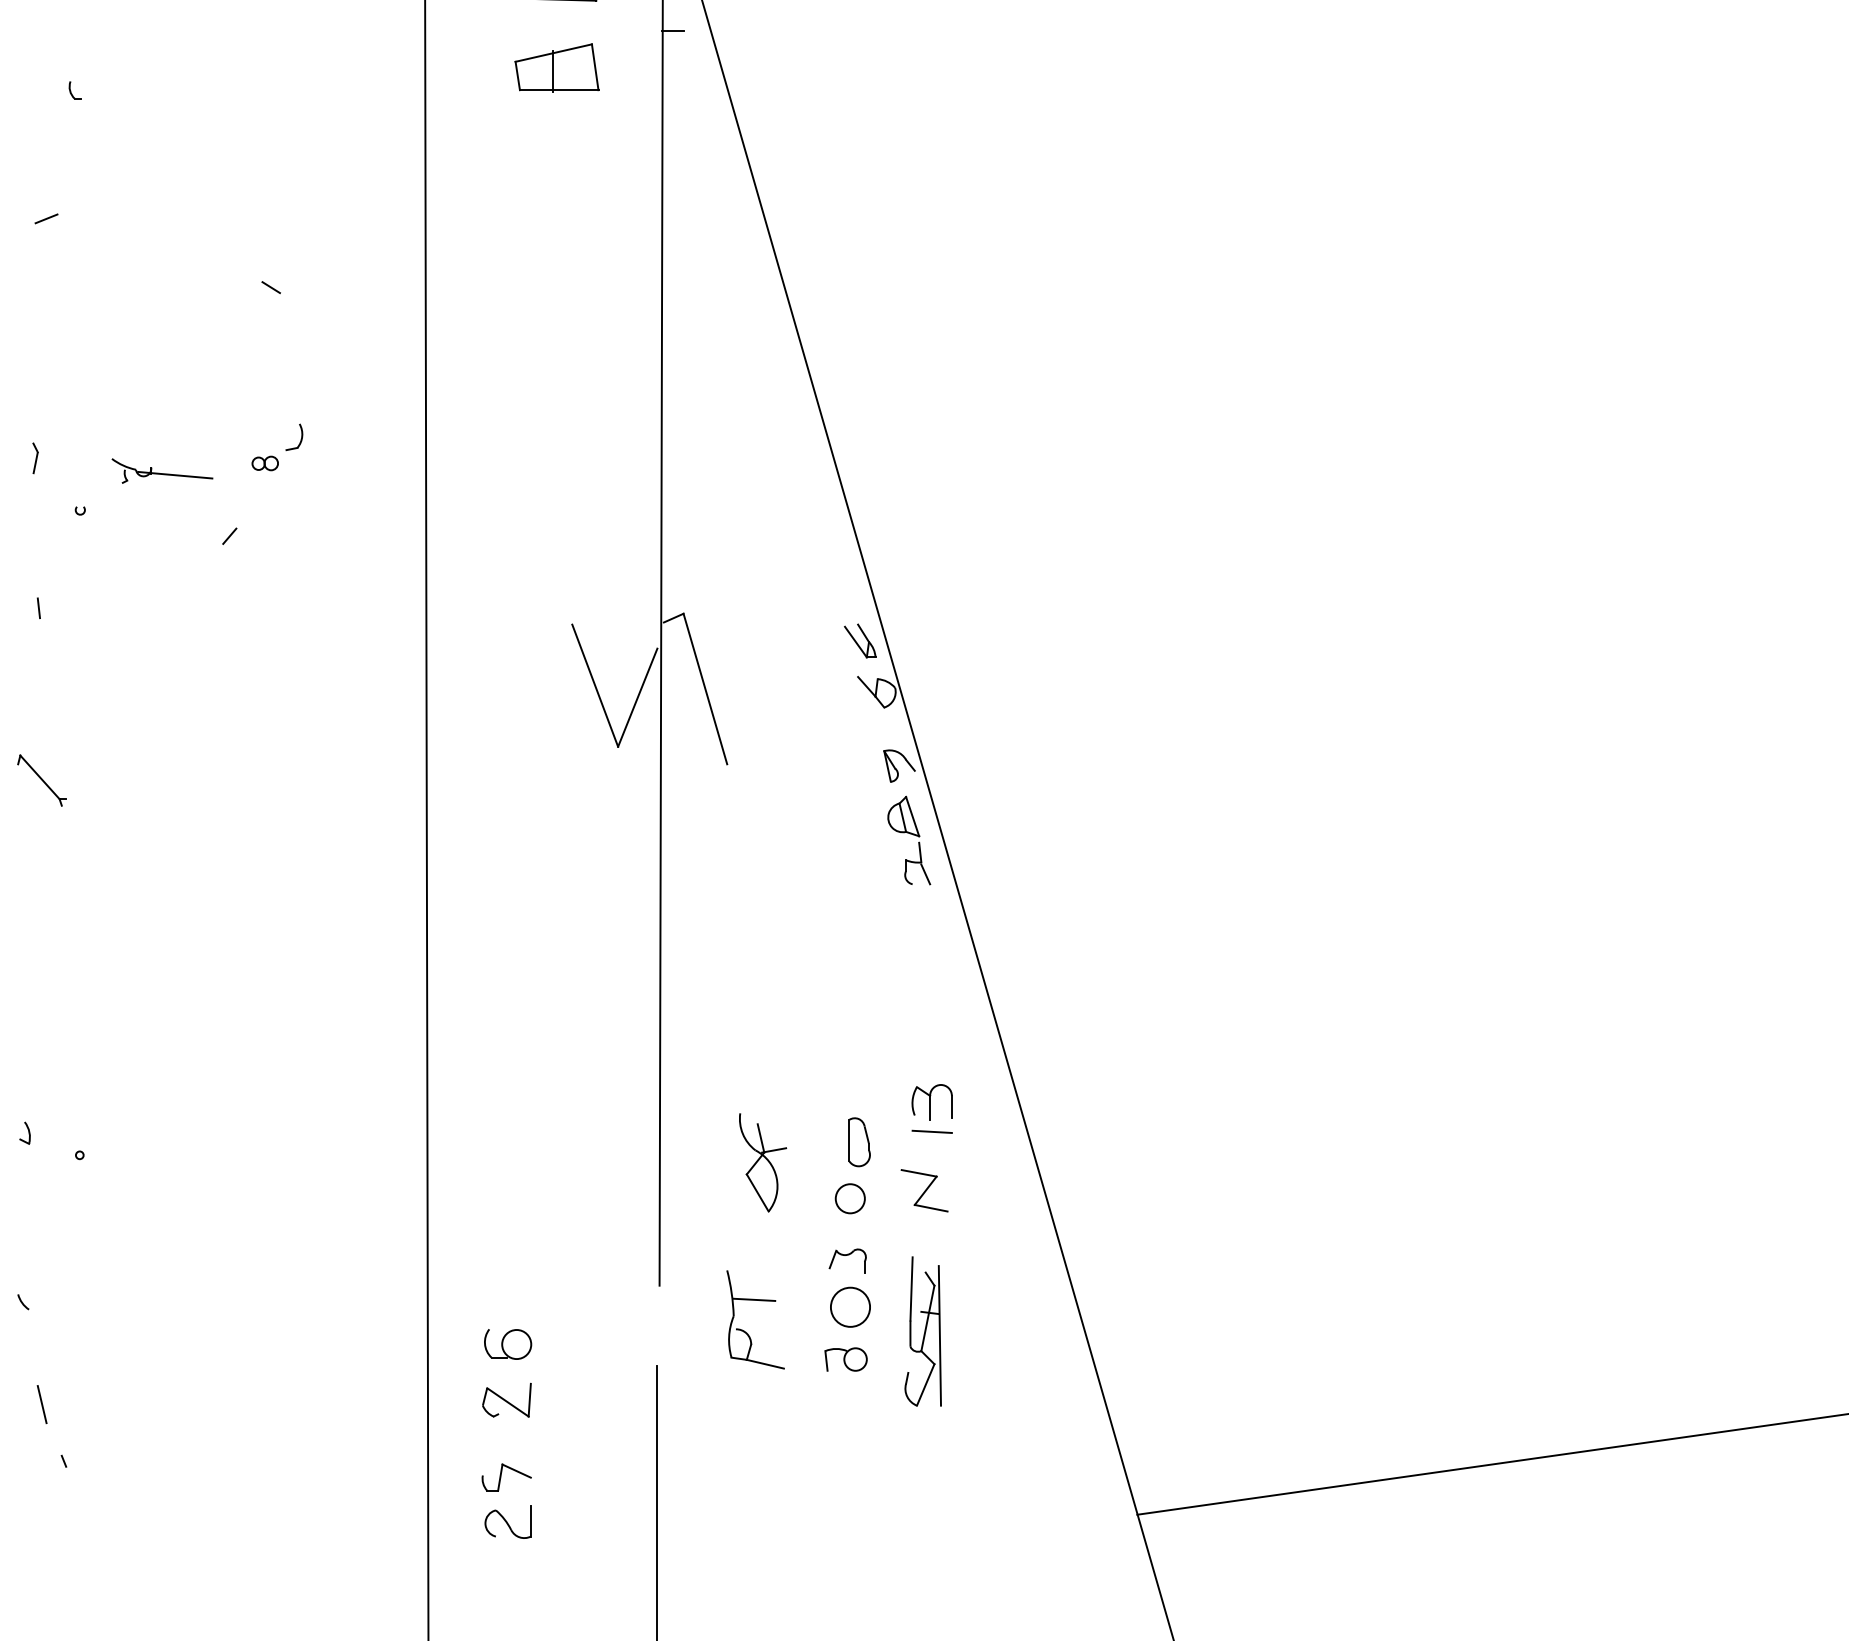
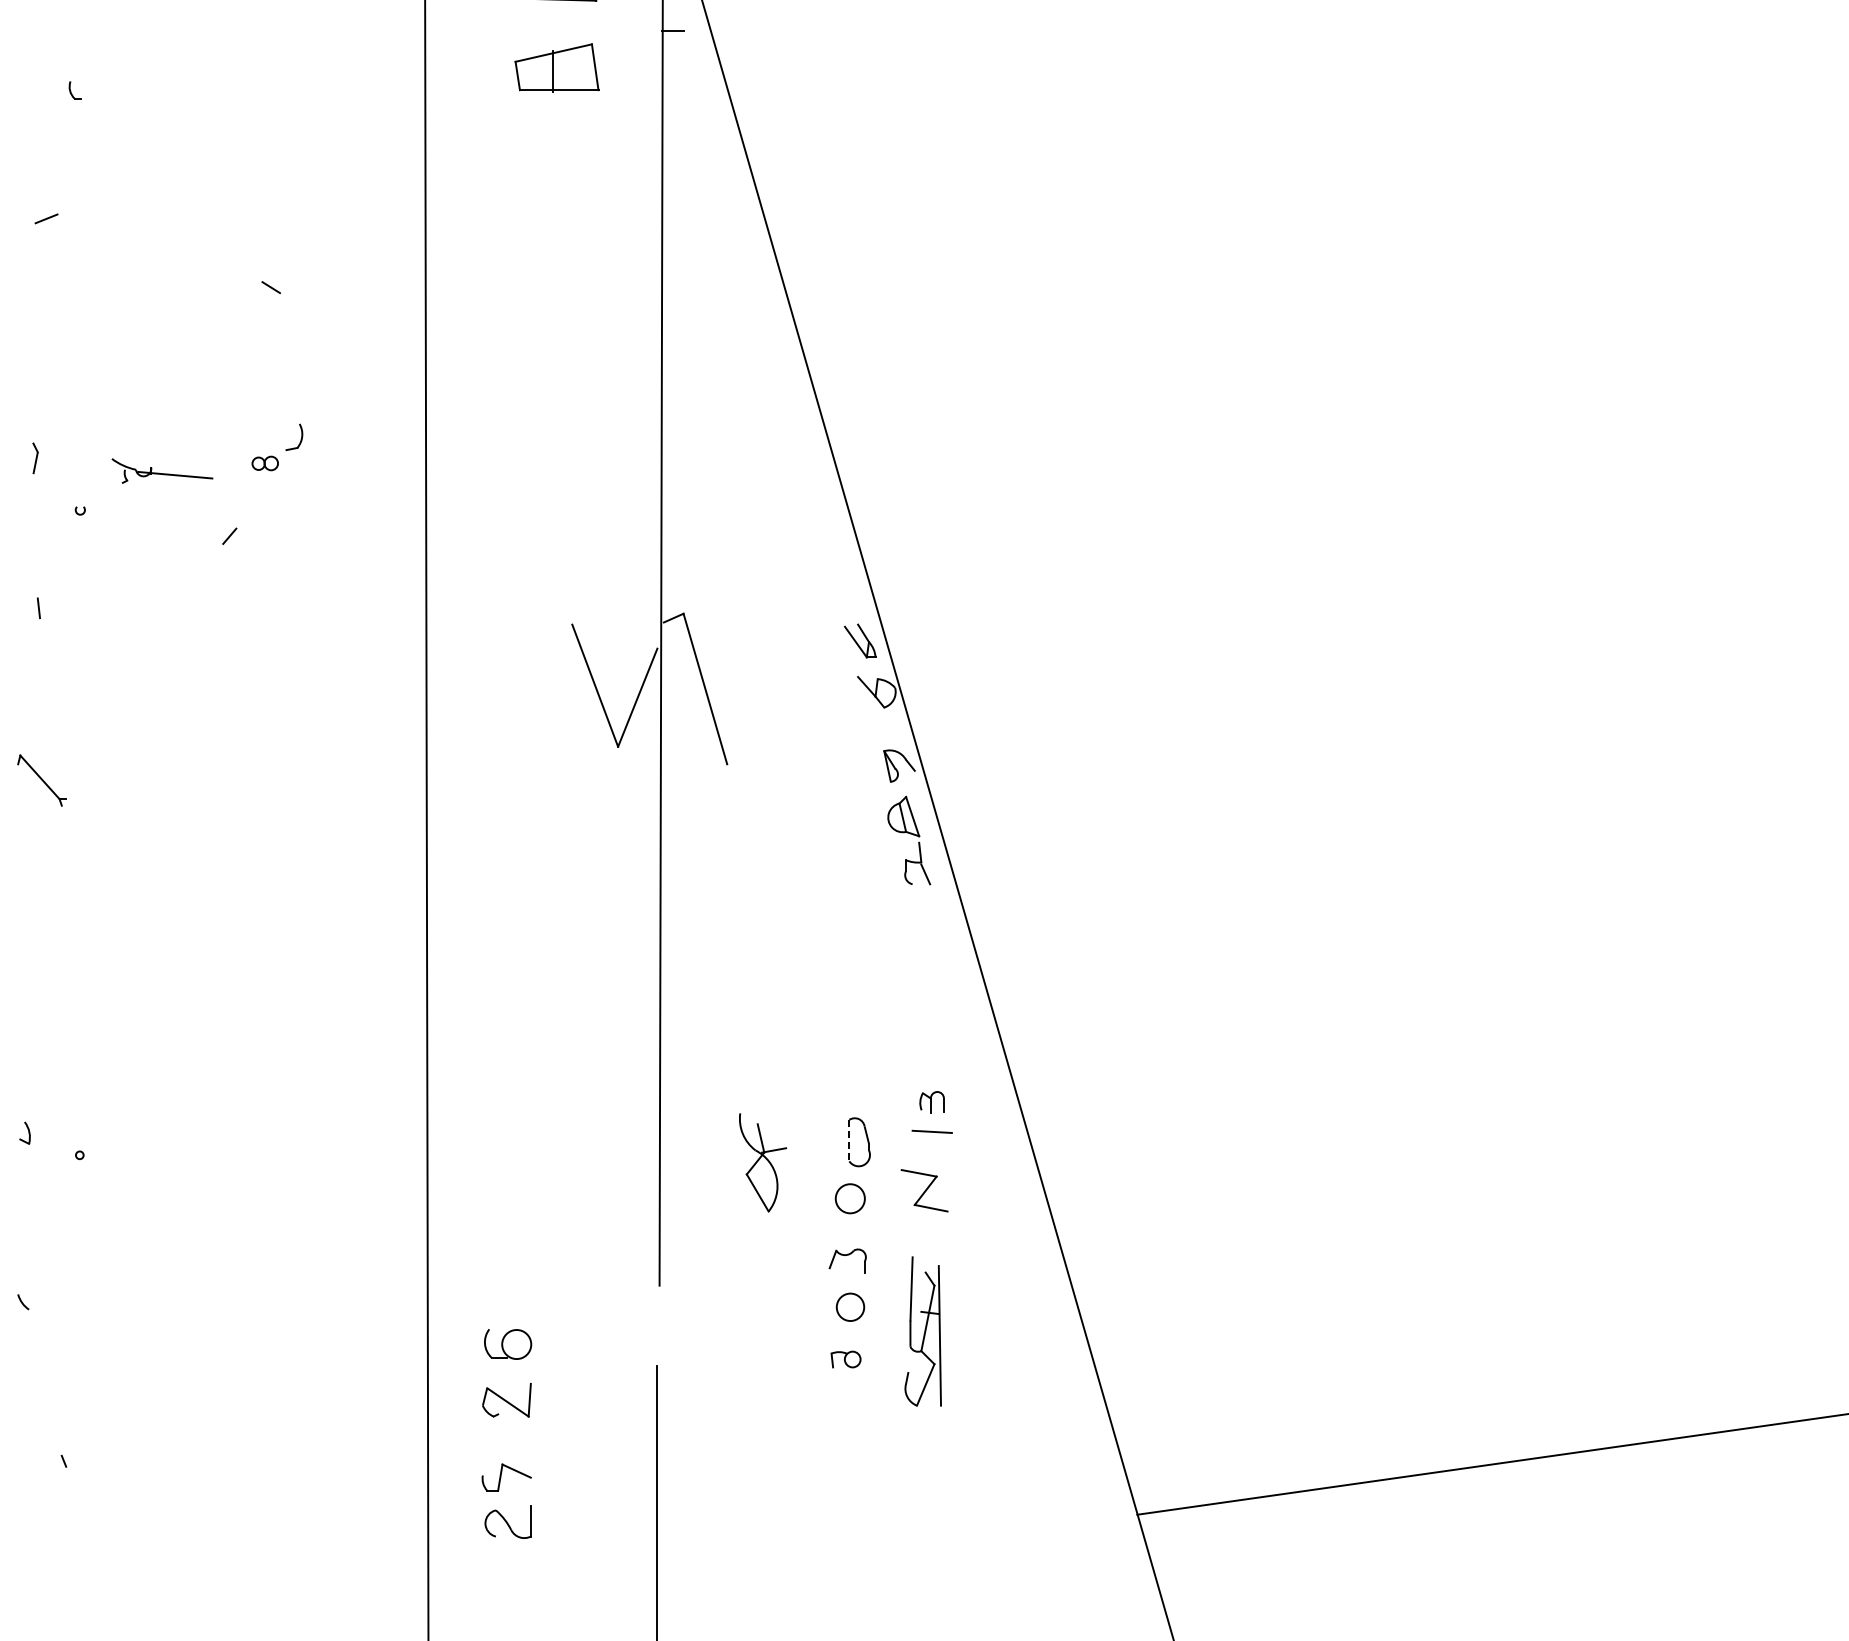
part size: 42x37 px -> 26x23 px (931, 1102)
line: solid -> dashed (849, 1140)
circle diameter: 39 px -> 27 px (850, 1307)
part: present -> none (747, 1332)
part size: 44x25 px -> 32x19 px (845, 1359)
line: present -> none (41, 1404)
